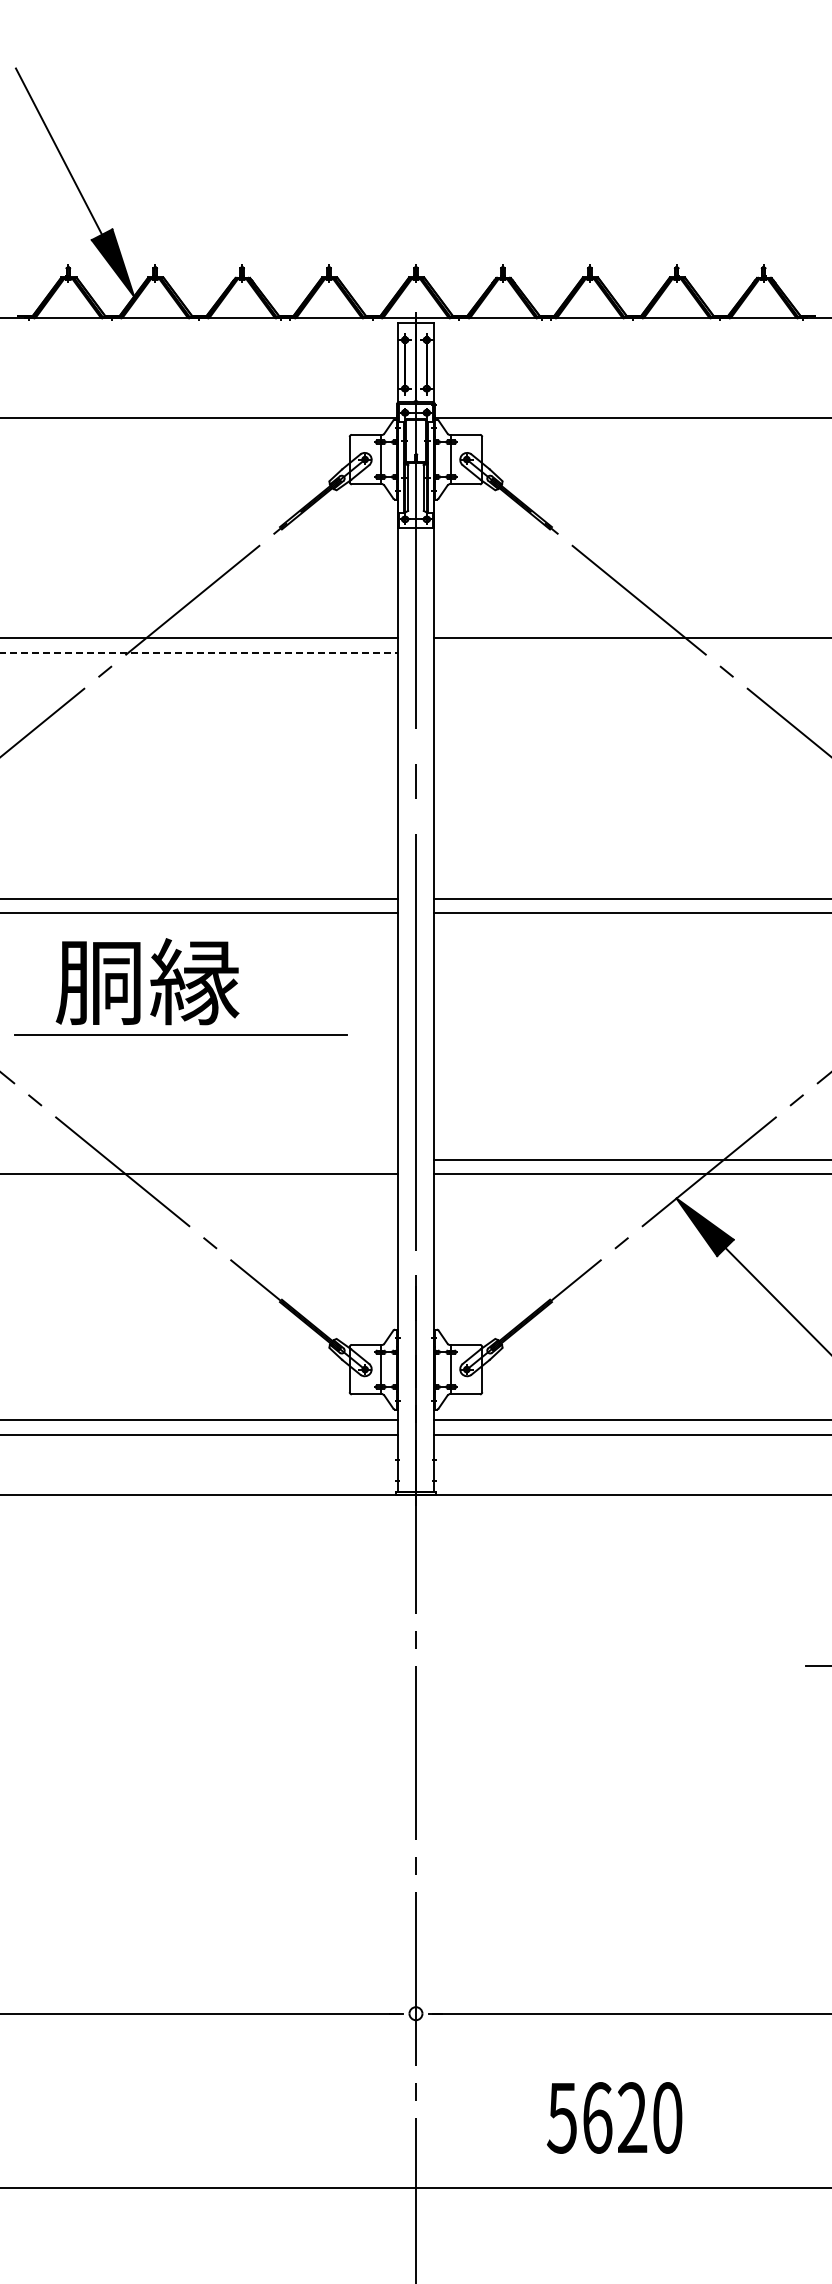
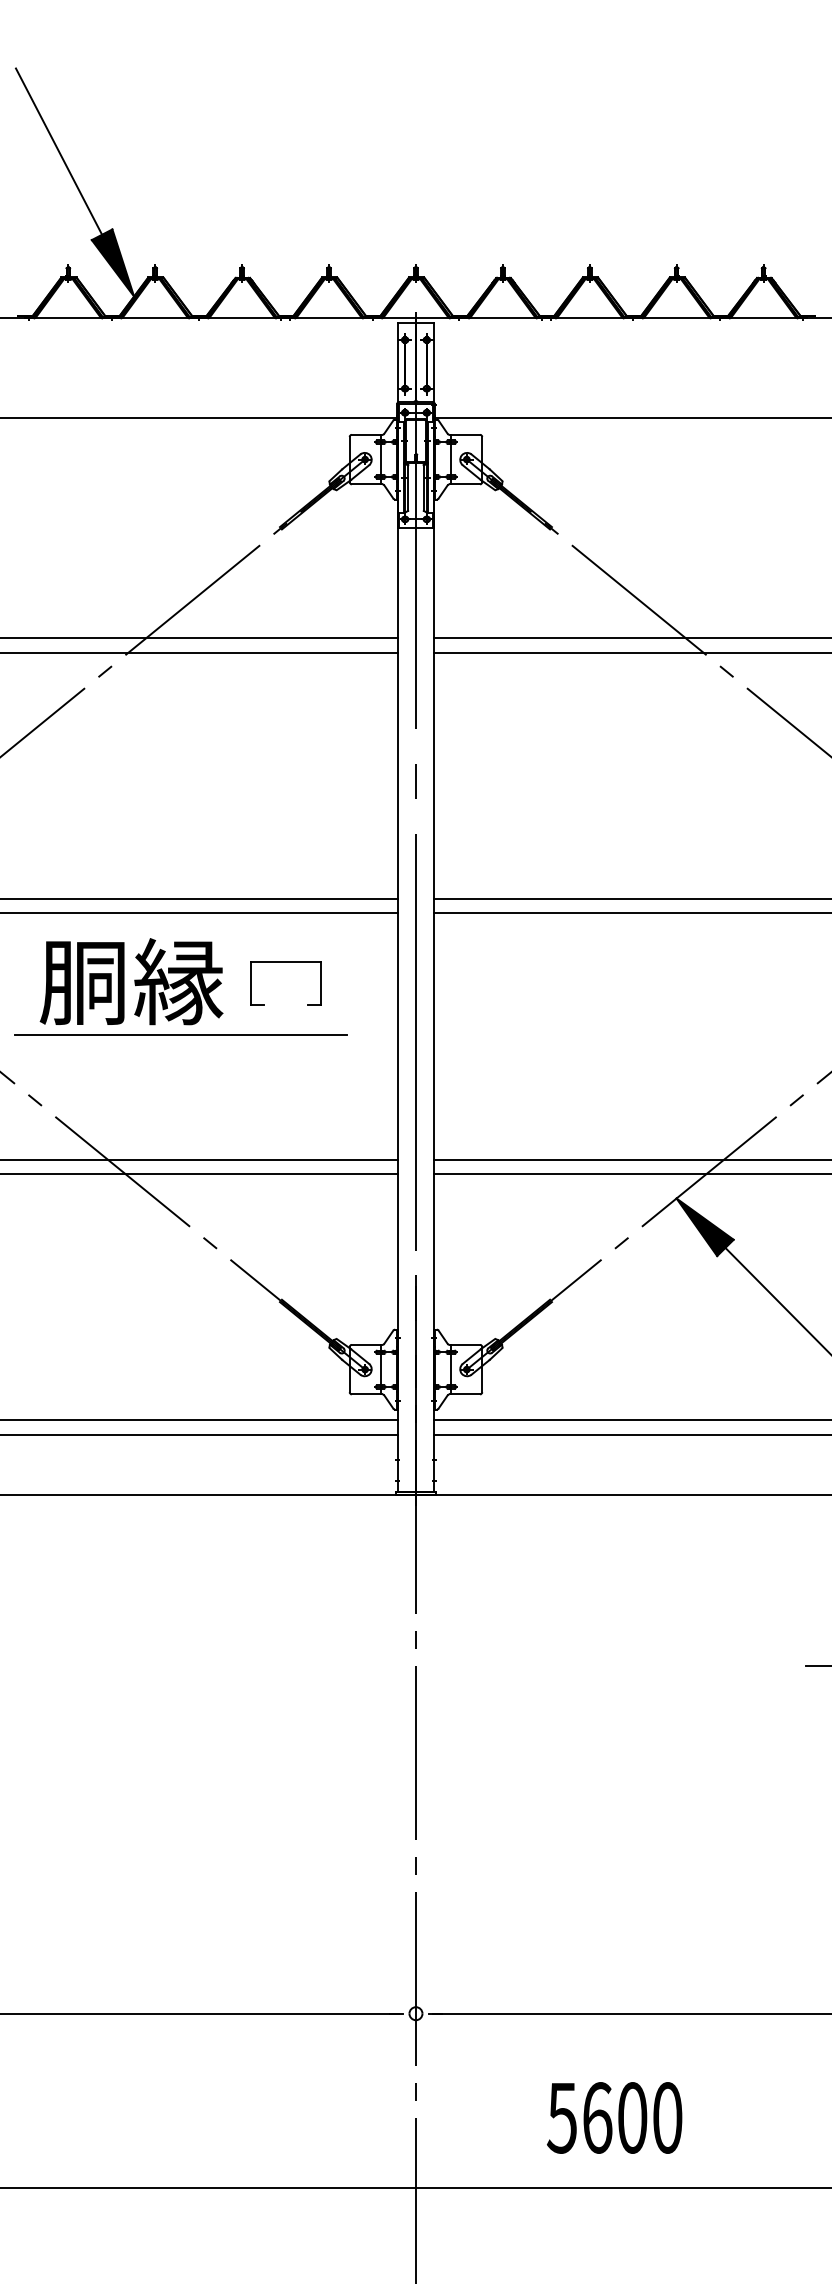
line: dashed -> solid (199, 652)
line: none -> present (631, 652)
part: none -> present (285, 962)
text position: (147, 981) -> (131, 981) (131, 981)
line: none -> present (199, 1159)
text: 5620 -> 5600 (632, 2117)
